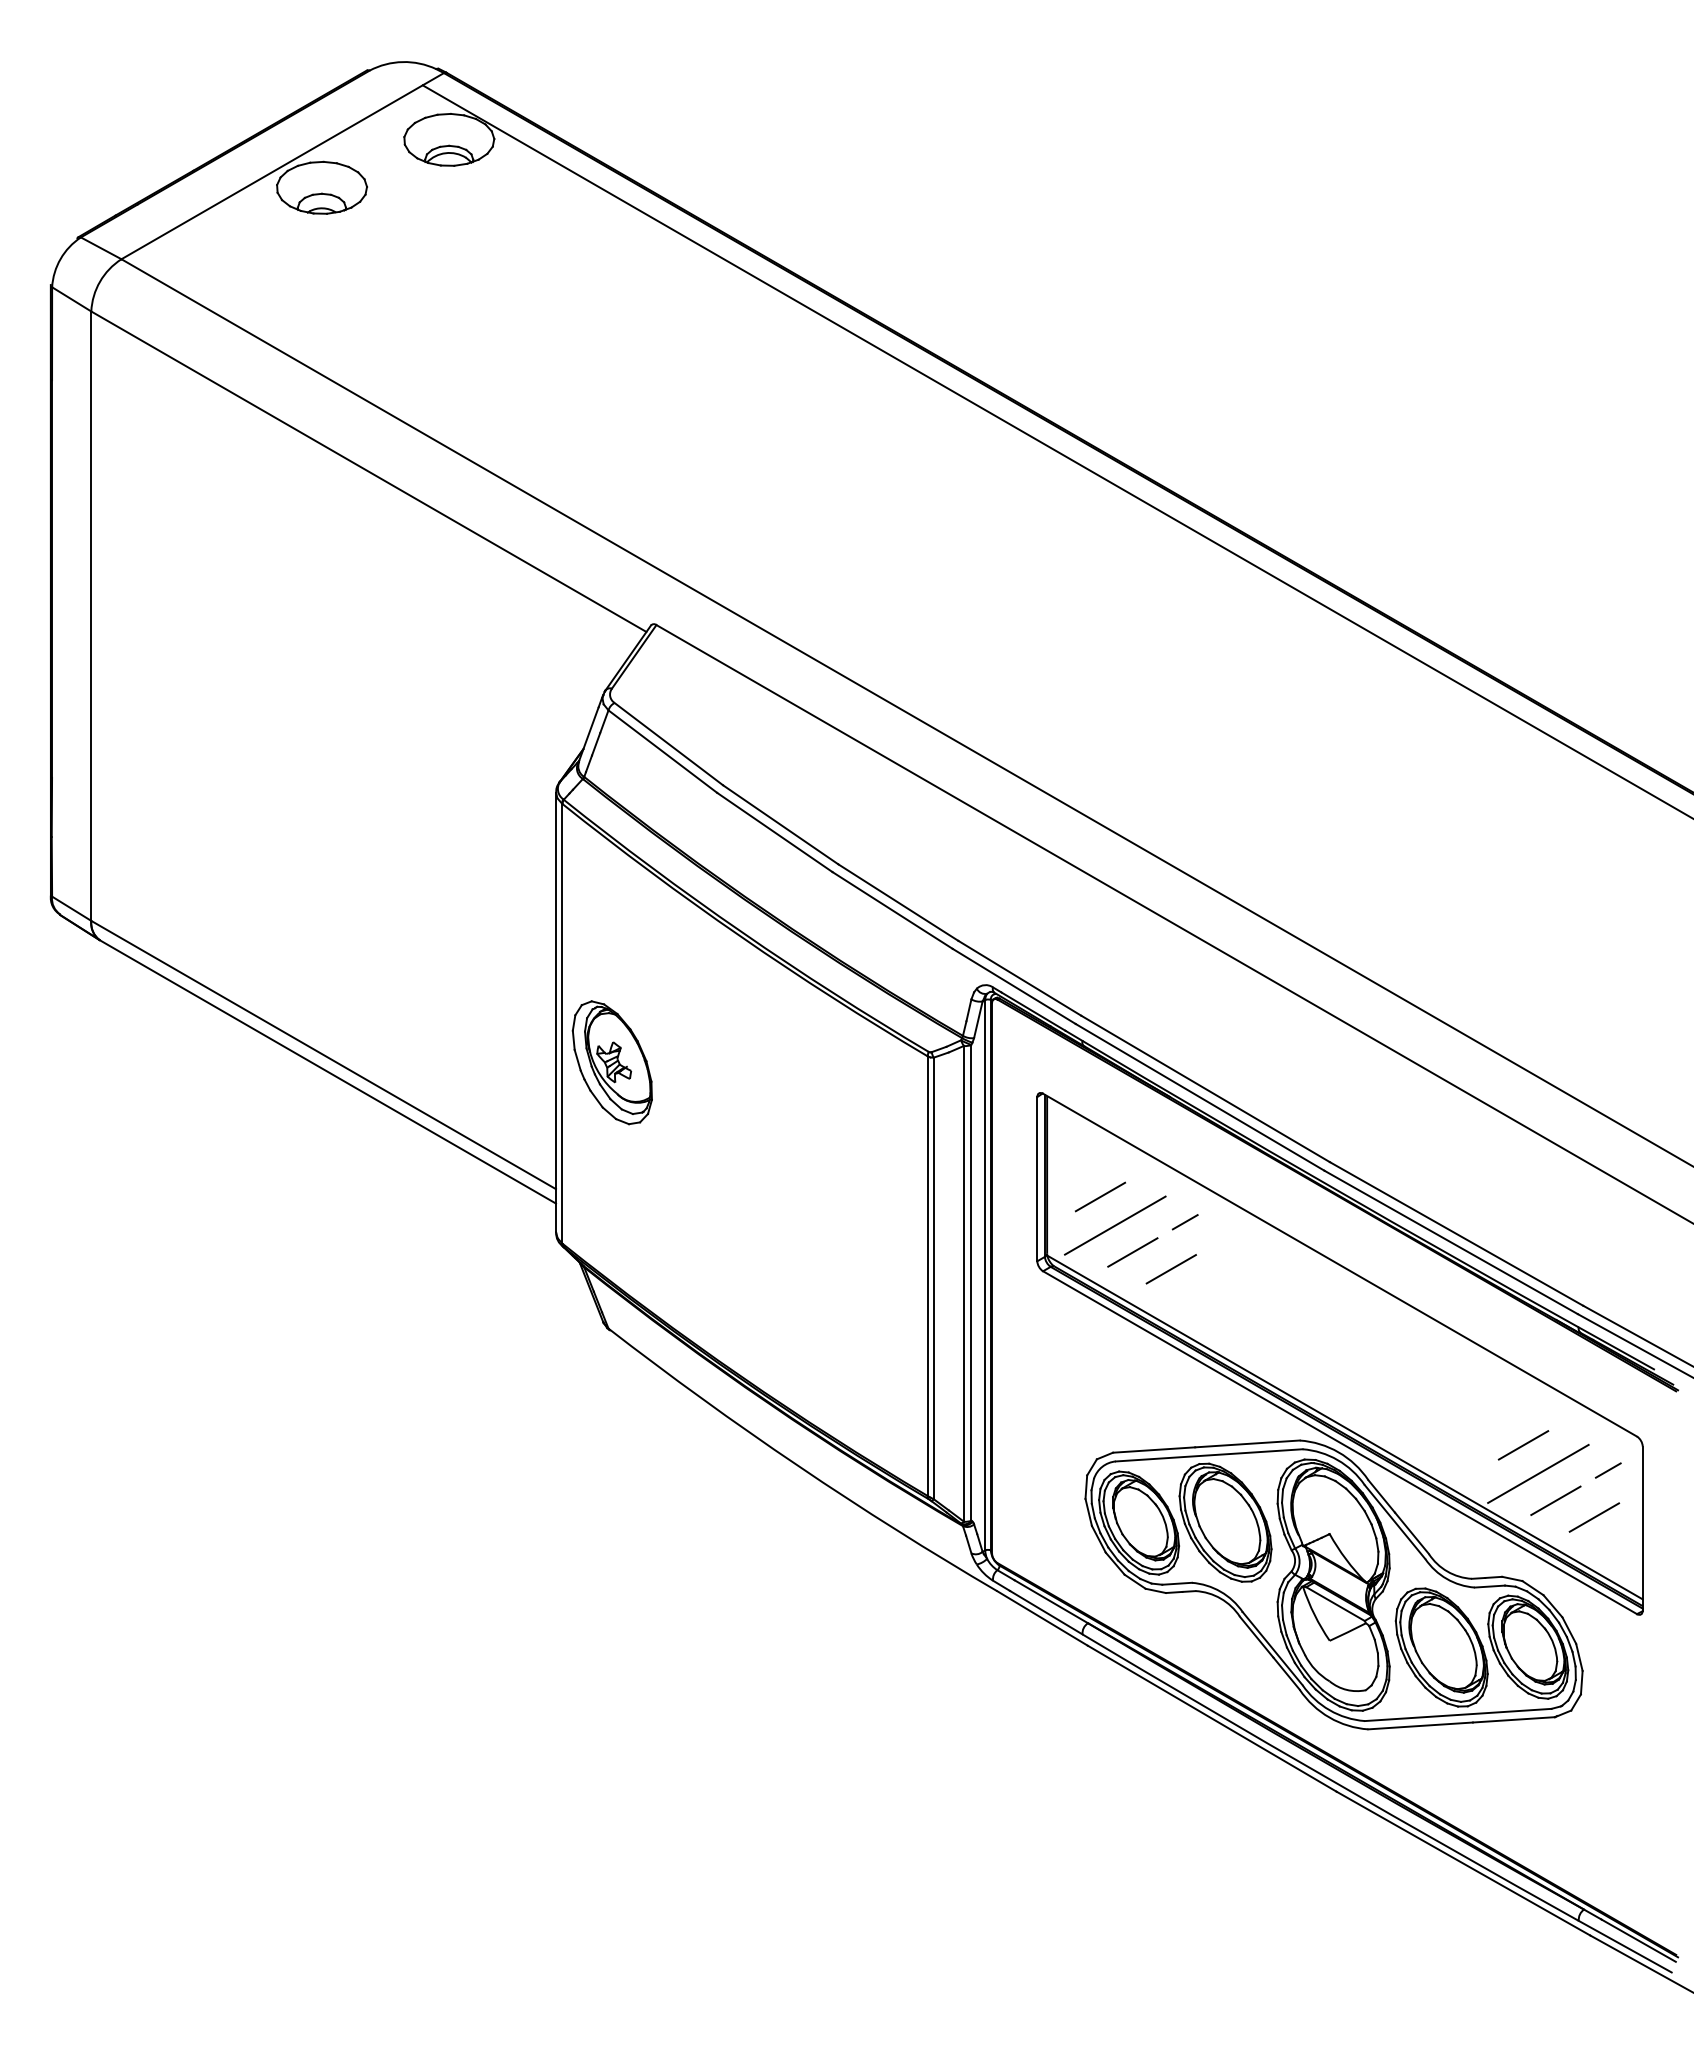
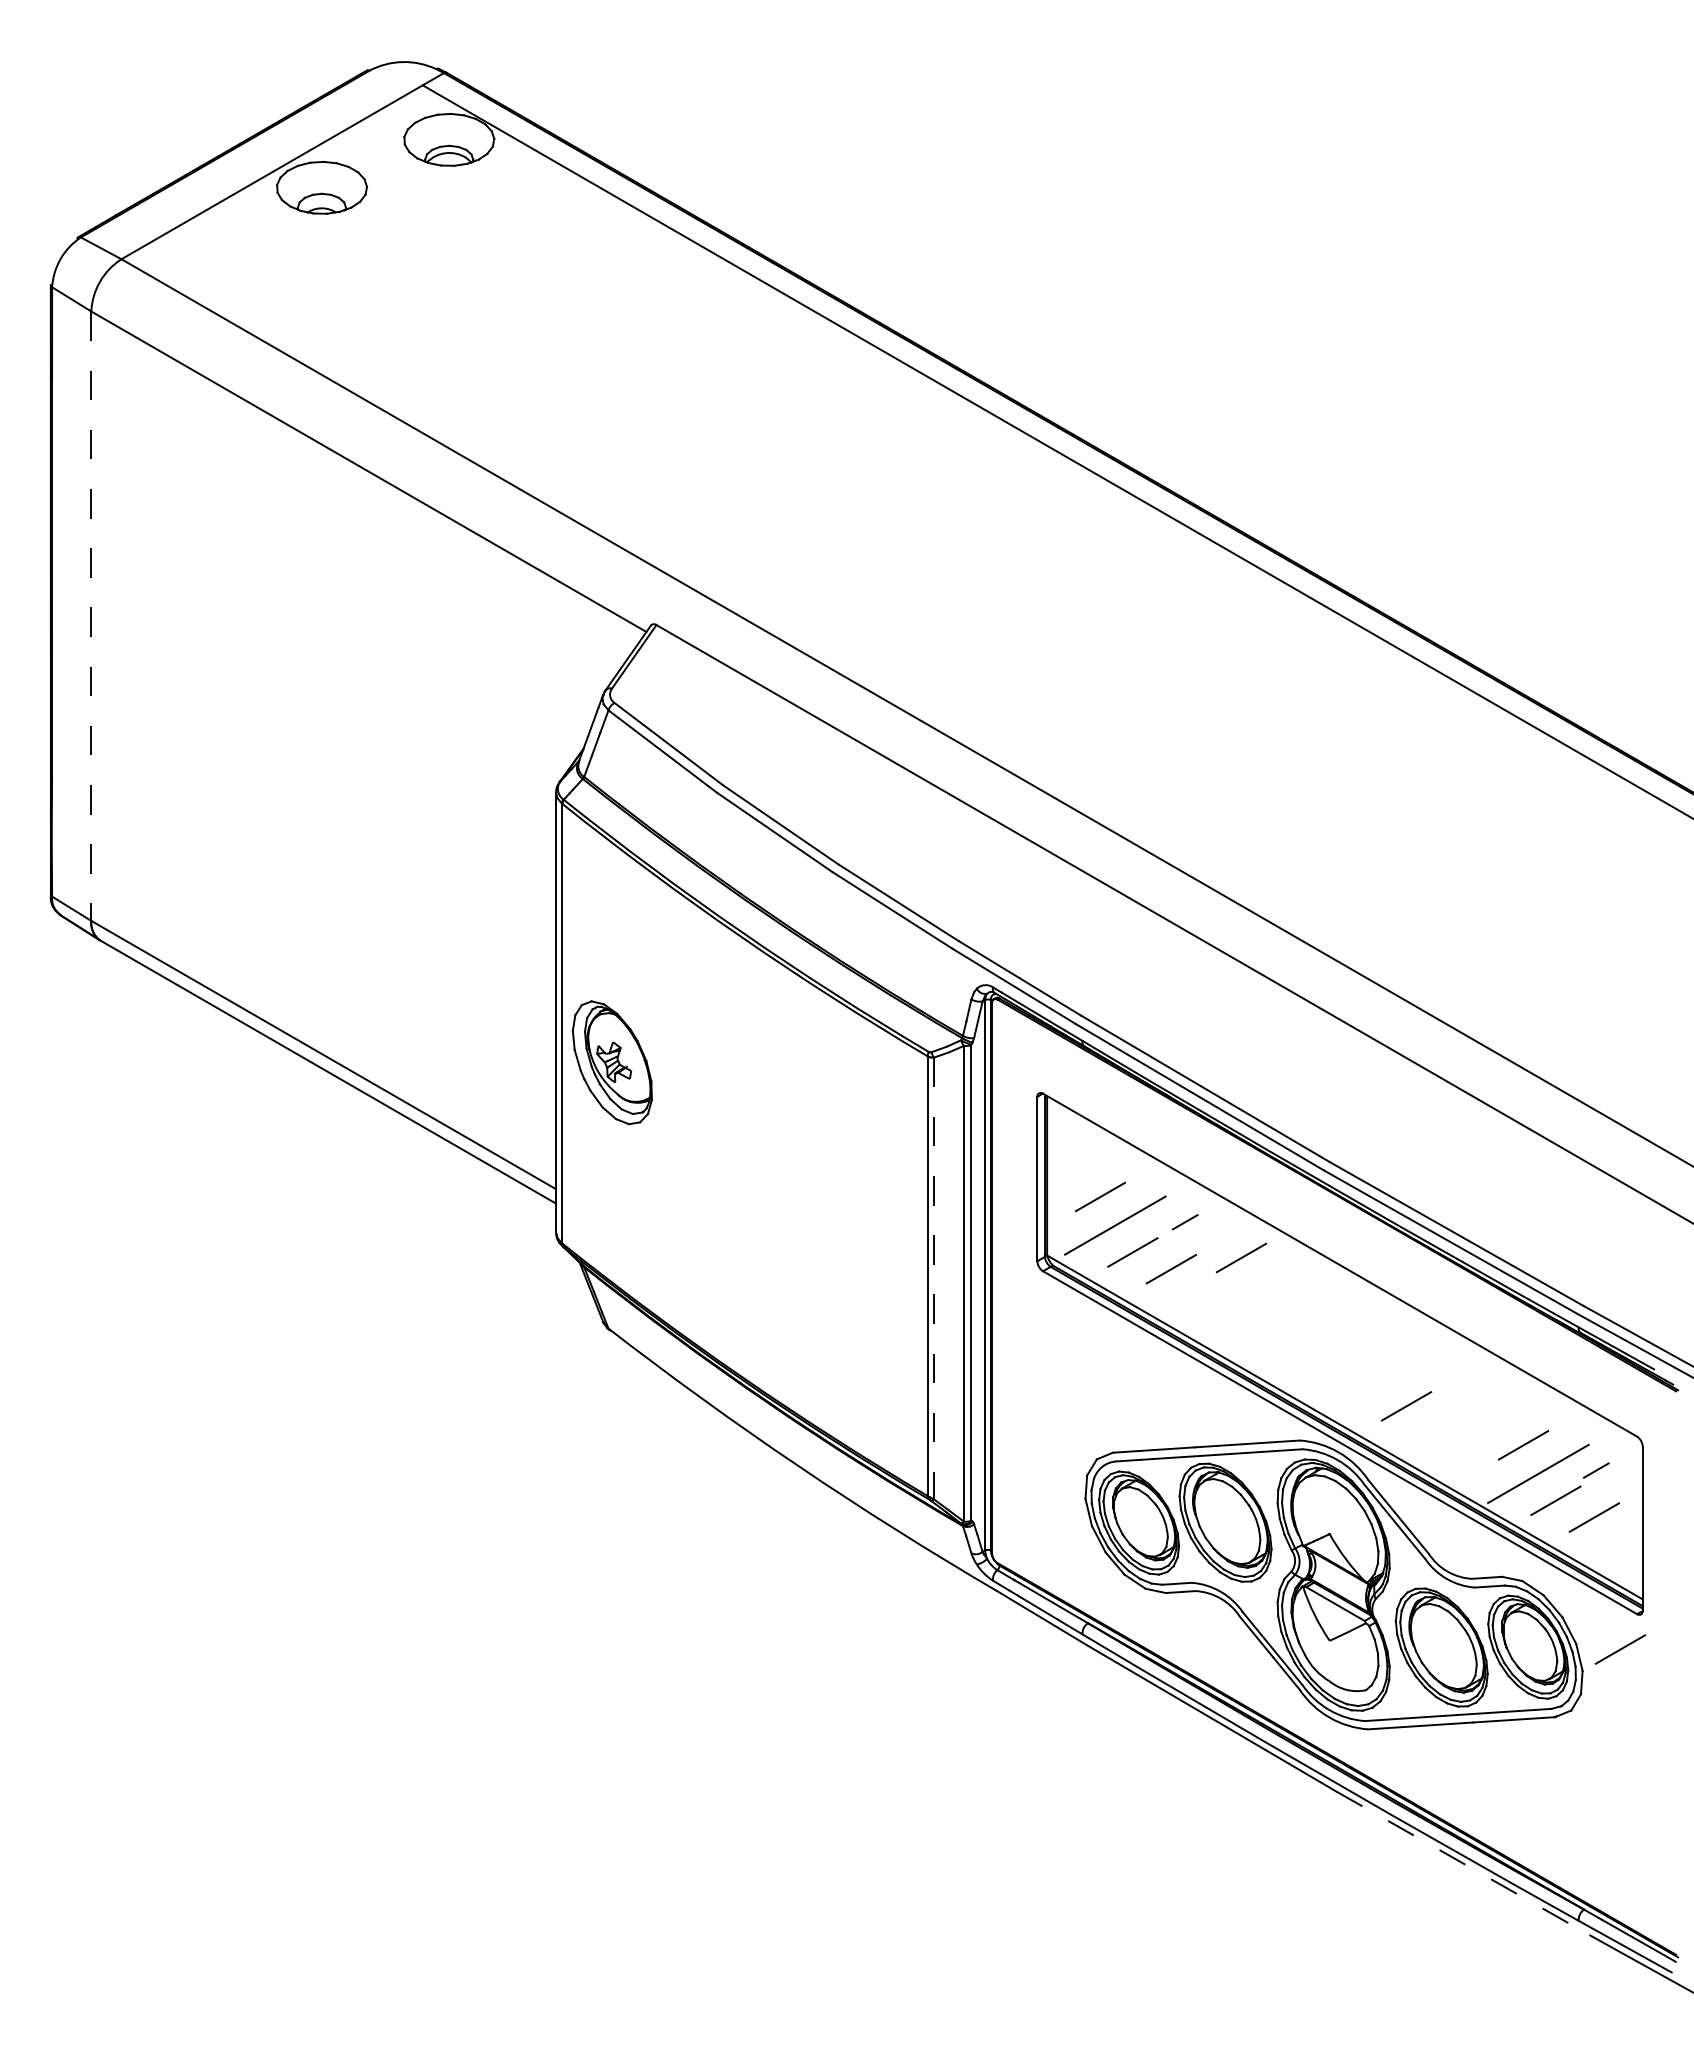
line: solid -> dashed (91, 616)
line: none -> present (1241, 1257)
line: solid -> dashed (933, 1278)
line: none -> present (1406, 1406)
line position: (1607, 1470) -> (1595, 1470) (1595, 1470)
line: none -> present (1620, 1649)
line: solid -> dashed (1463, 1863)
